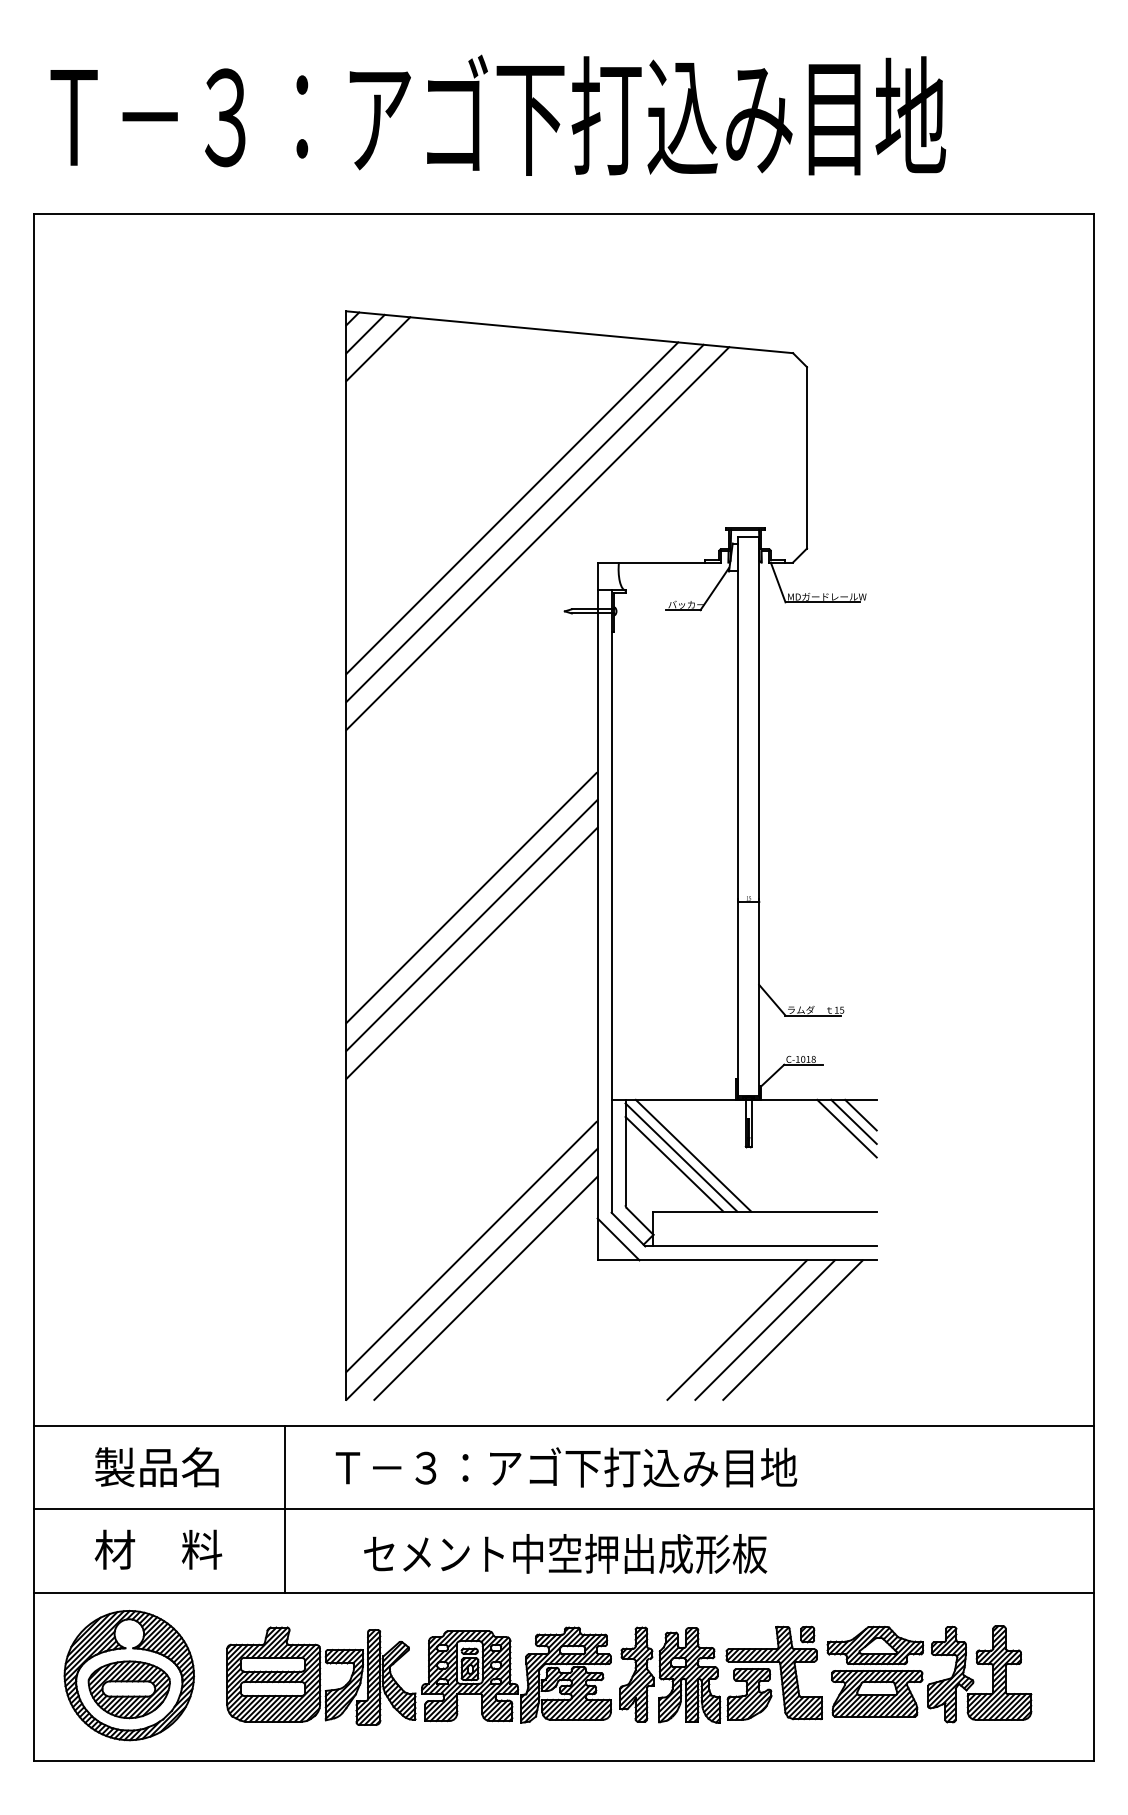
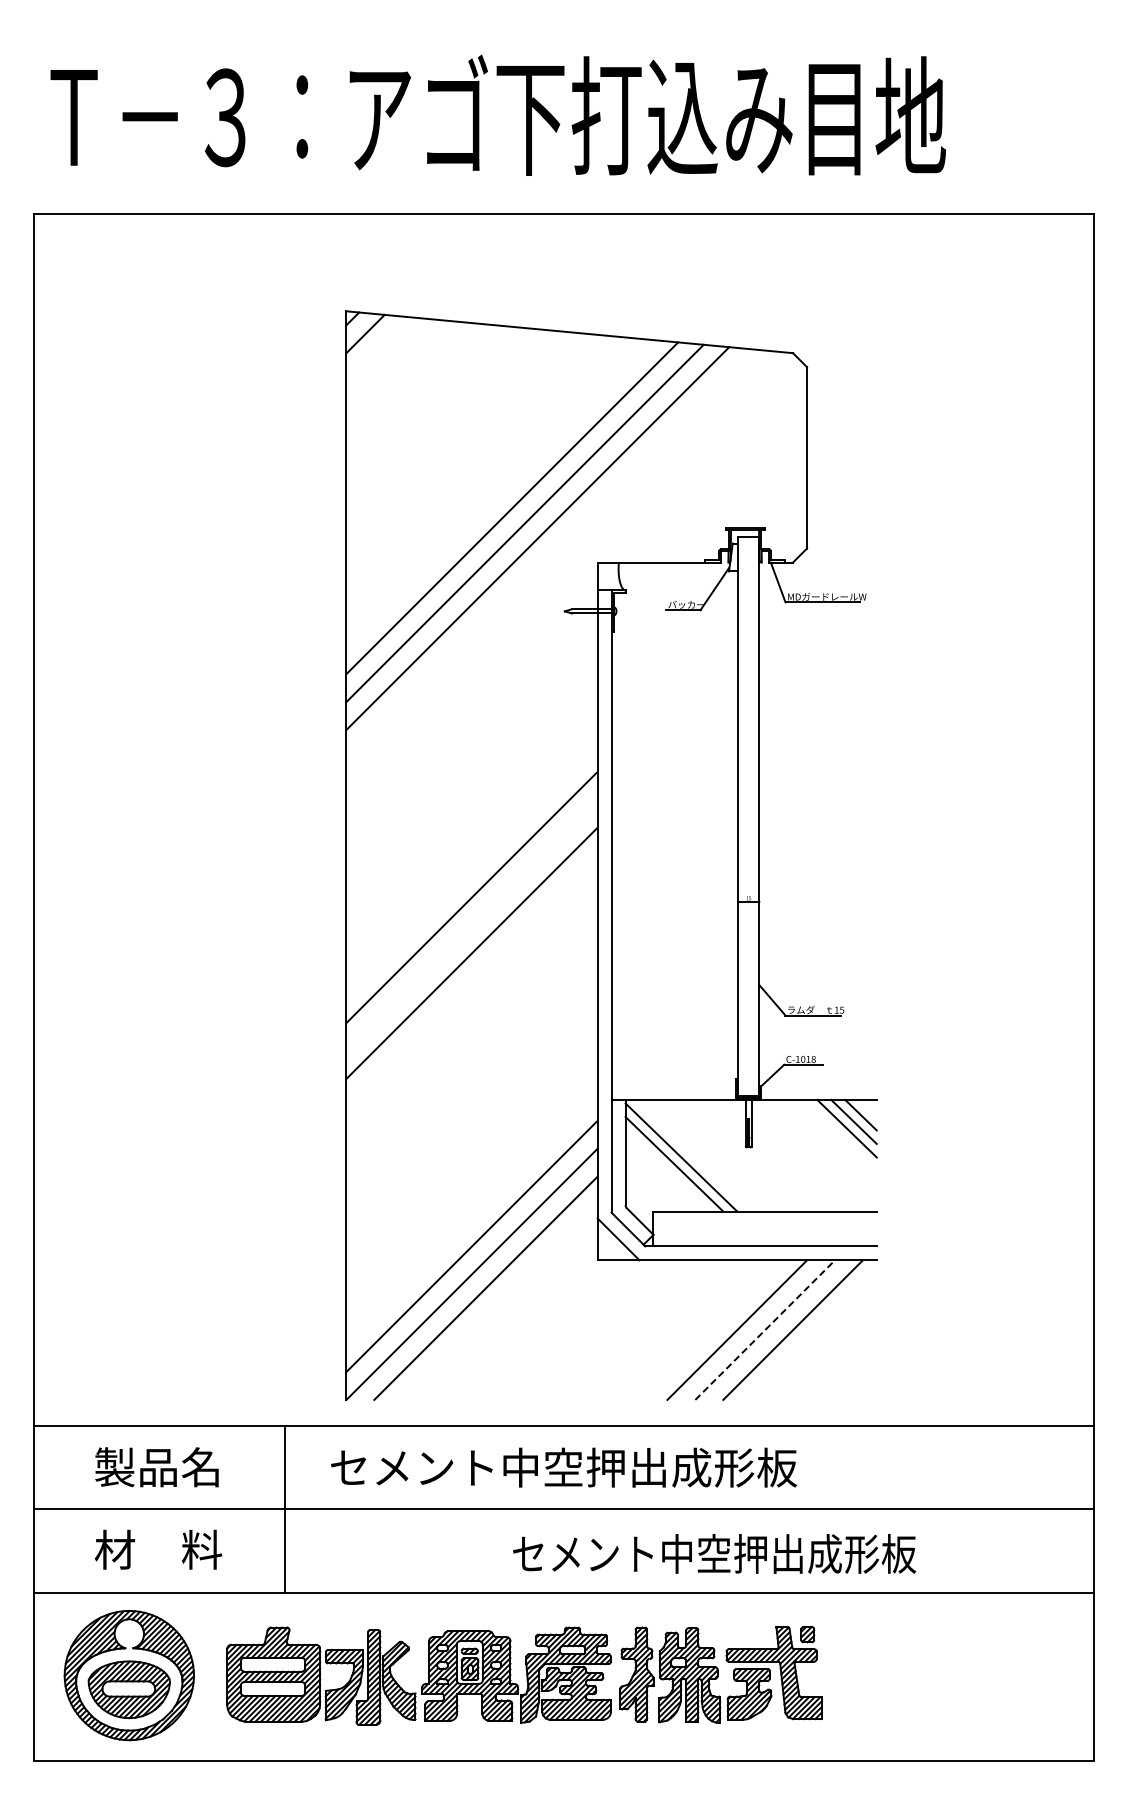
line: present -> none (378, 349)
line: present -> none (471, 925)
line: present -> none (693, 1155)
line: solid -> dashed (765, 1330)
text: Ｔ－３：アゴ下打込み目地 -> セメント中空押出成形板 (564, 1467)
text position: (565, 1553) -> (714, 1553) (714, 1553)
part: present -> none (929, 1674)
